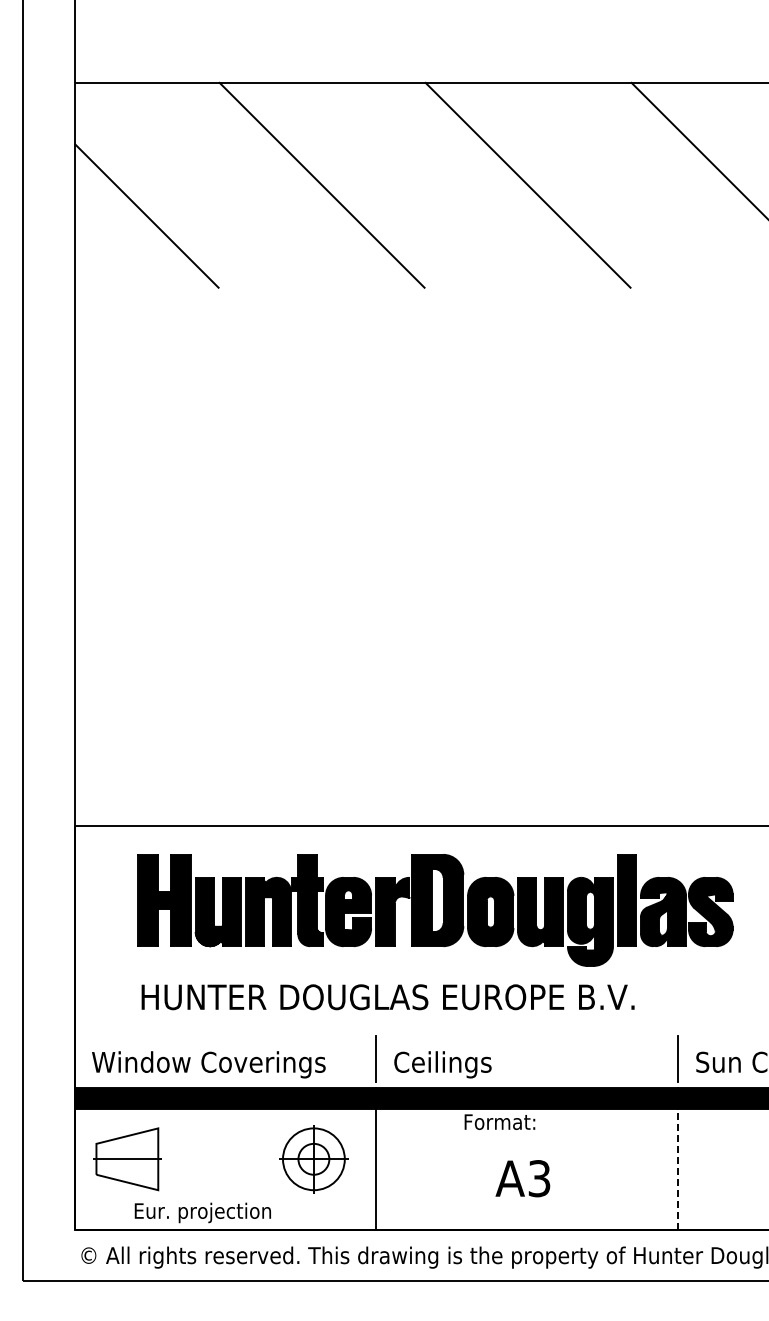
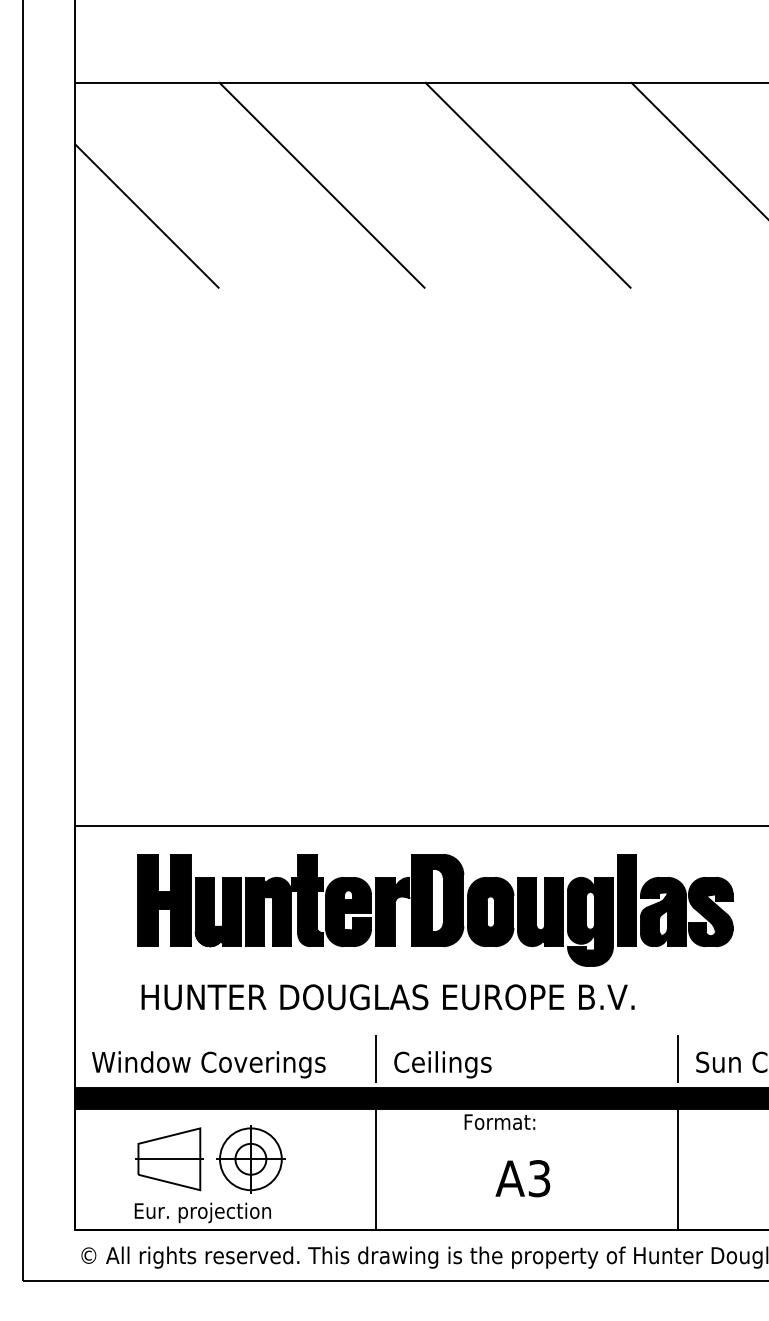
part position: (127, 1159) -> (169, 1159) (169, 1159)
part position: (313, 1159) -> (250, 1159) (250, 1159)
line: dashed -> solid (678, 1168)
